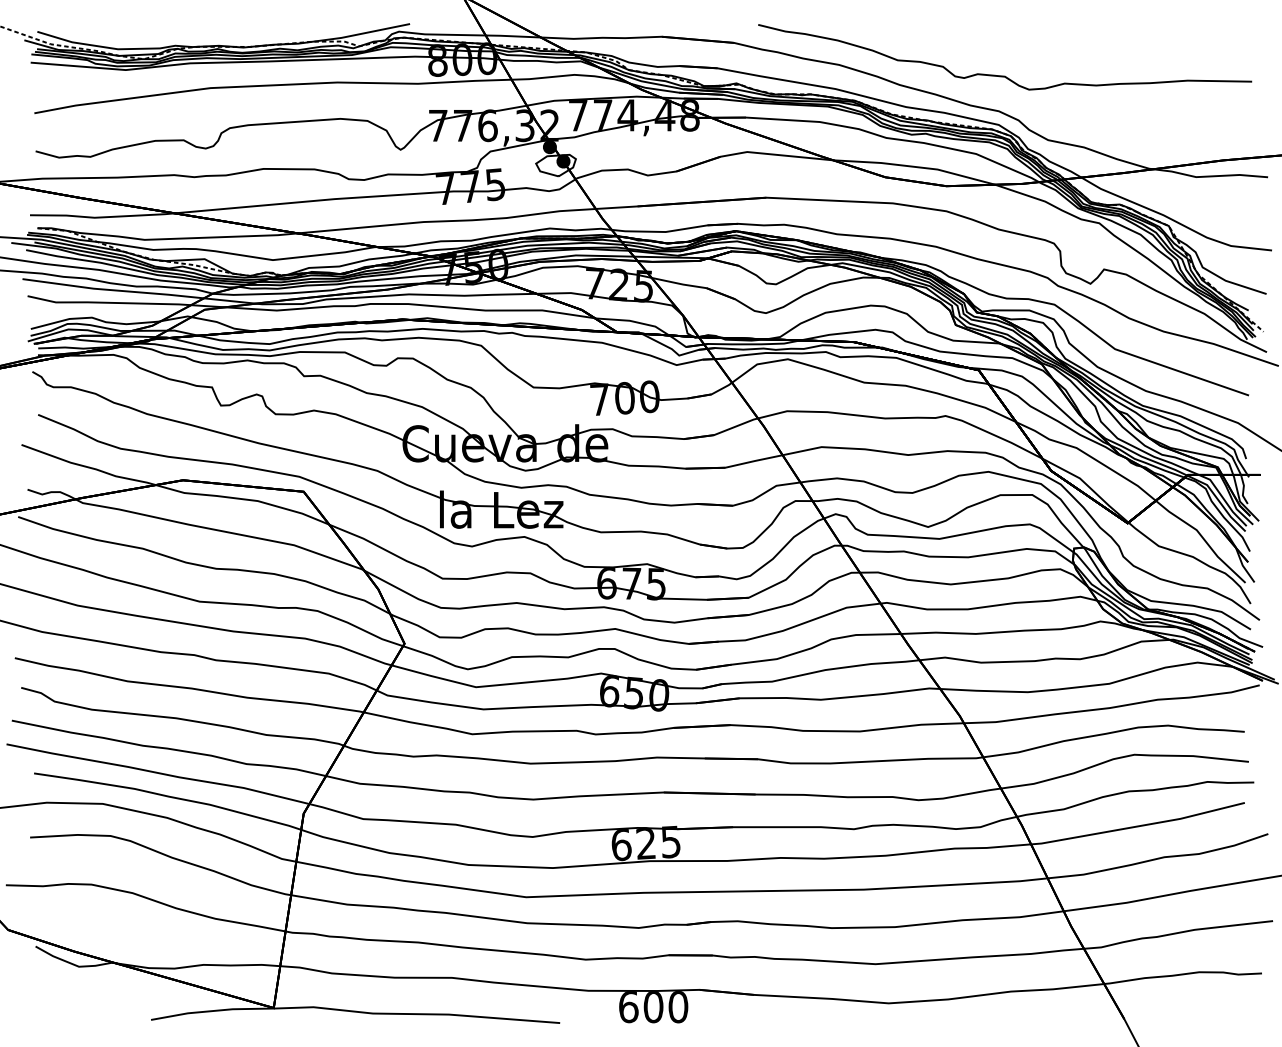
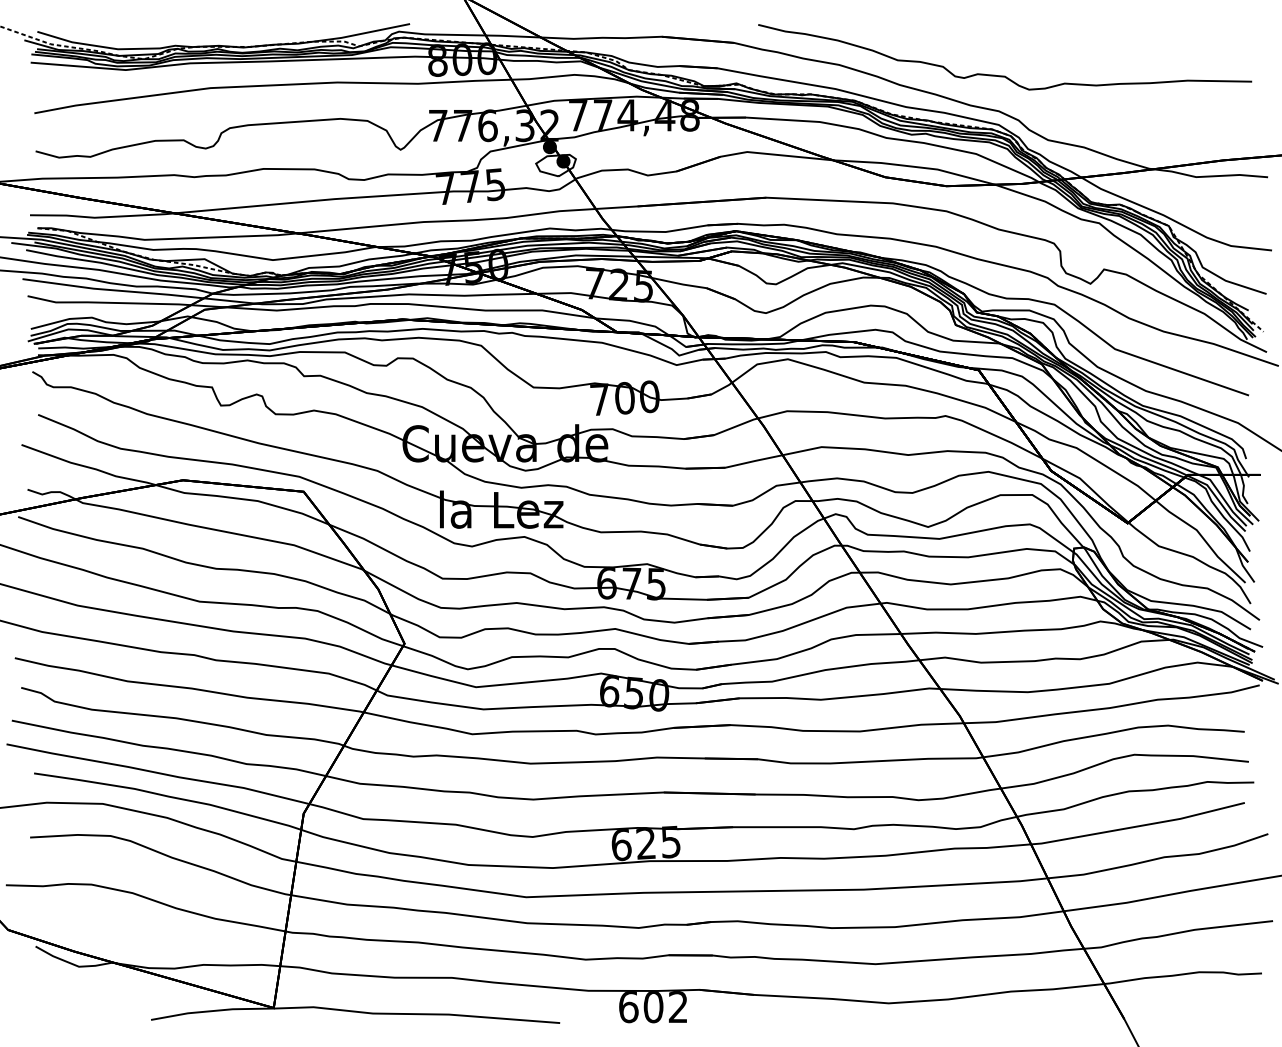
text: 600 -> 602 (678, 1007)
